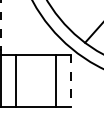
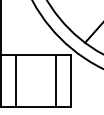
line: dashed -> solid (0, 26)
line: dashed -> solid (70, 80)
